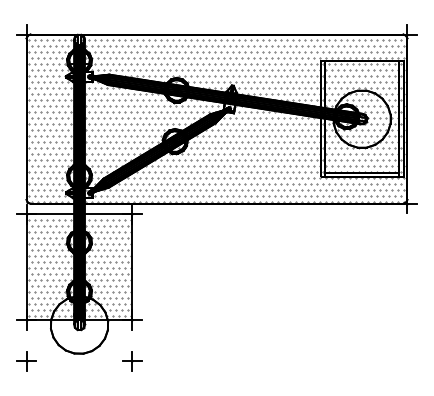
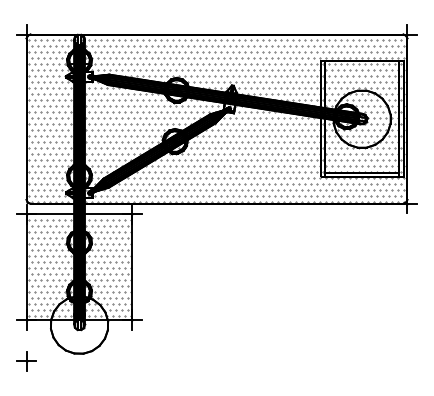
part: present -> none (132, 361)
